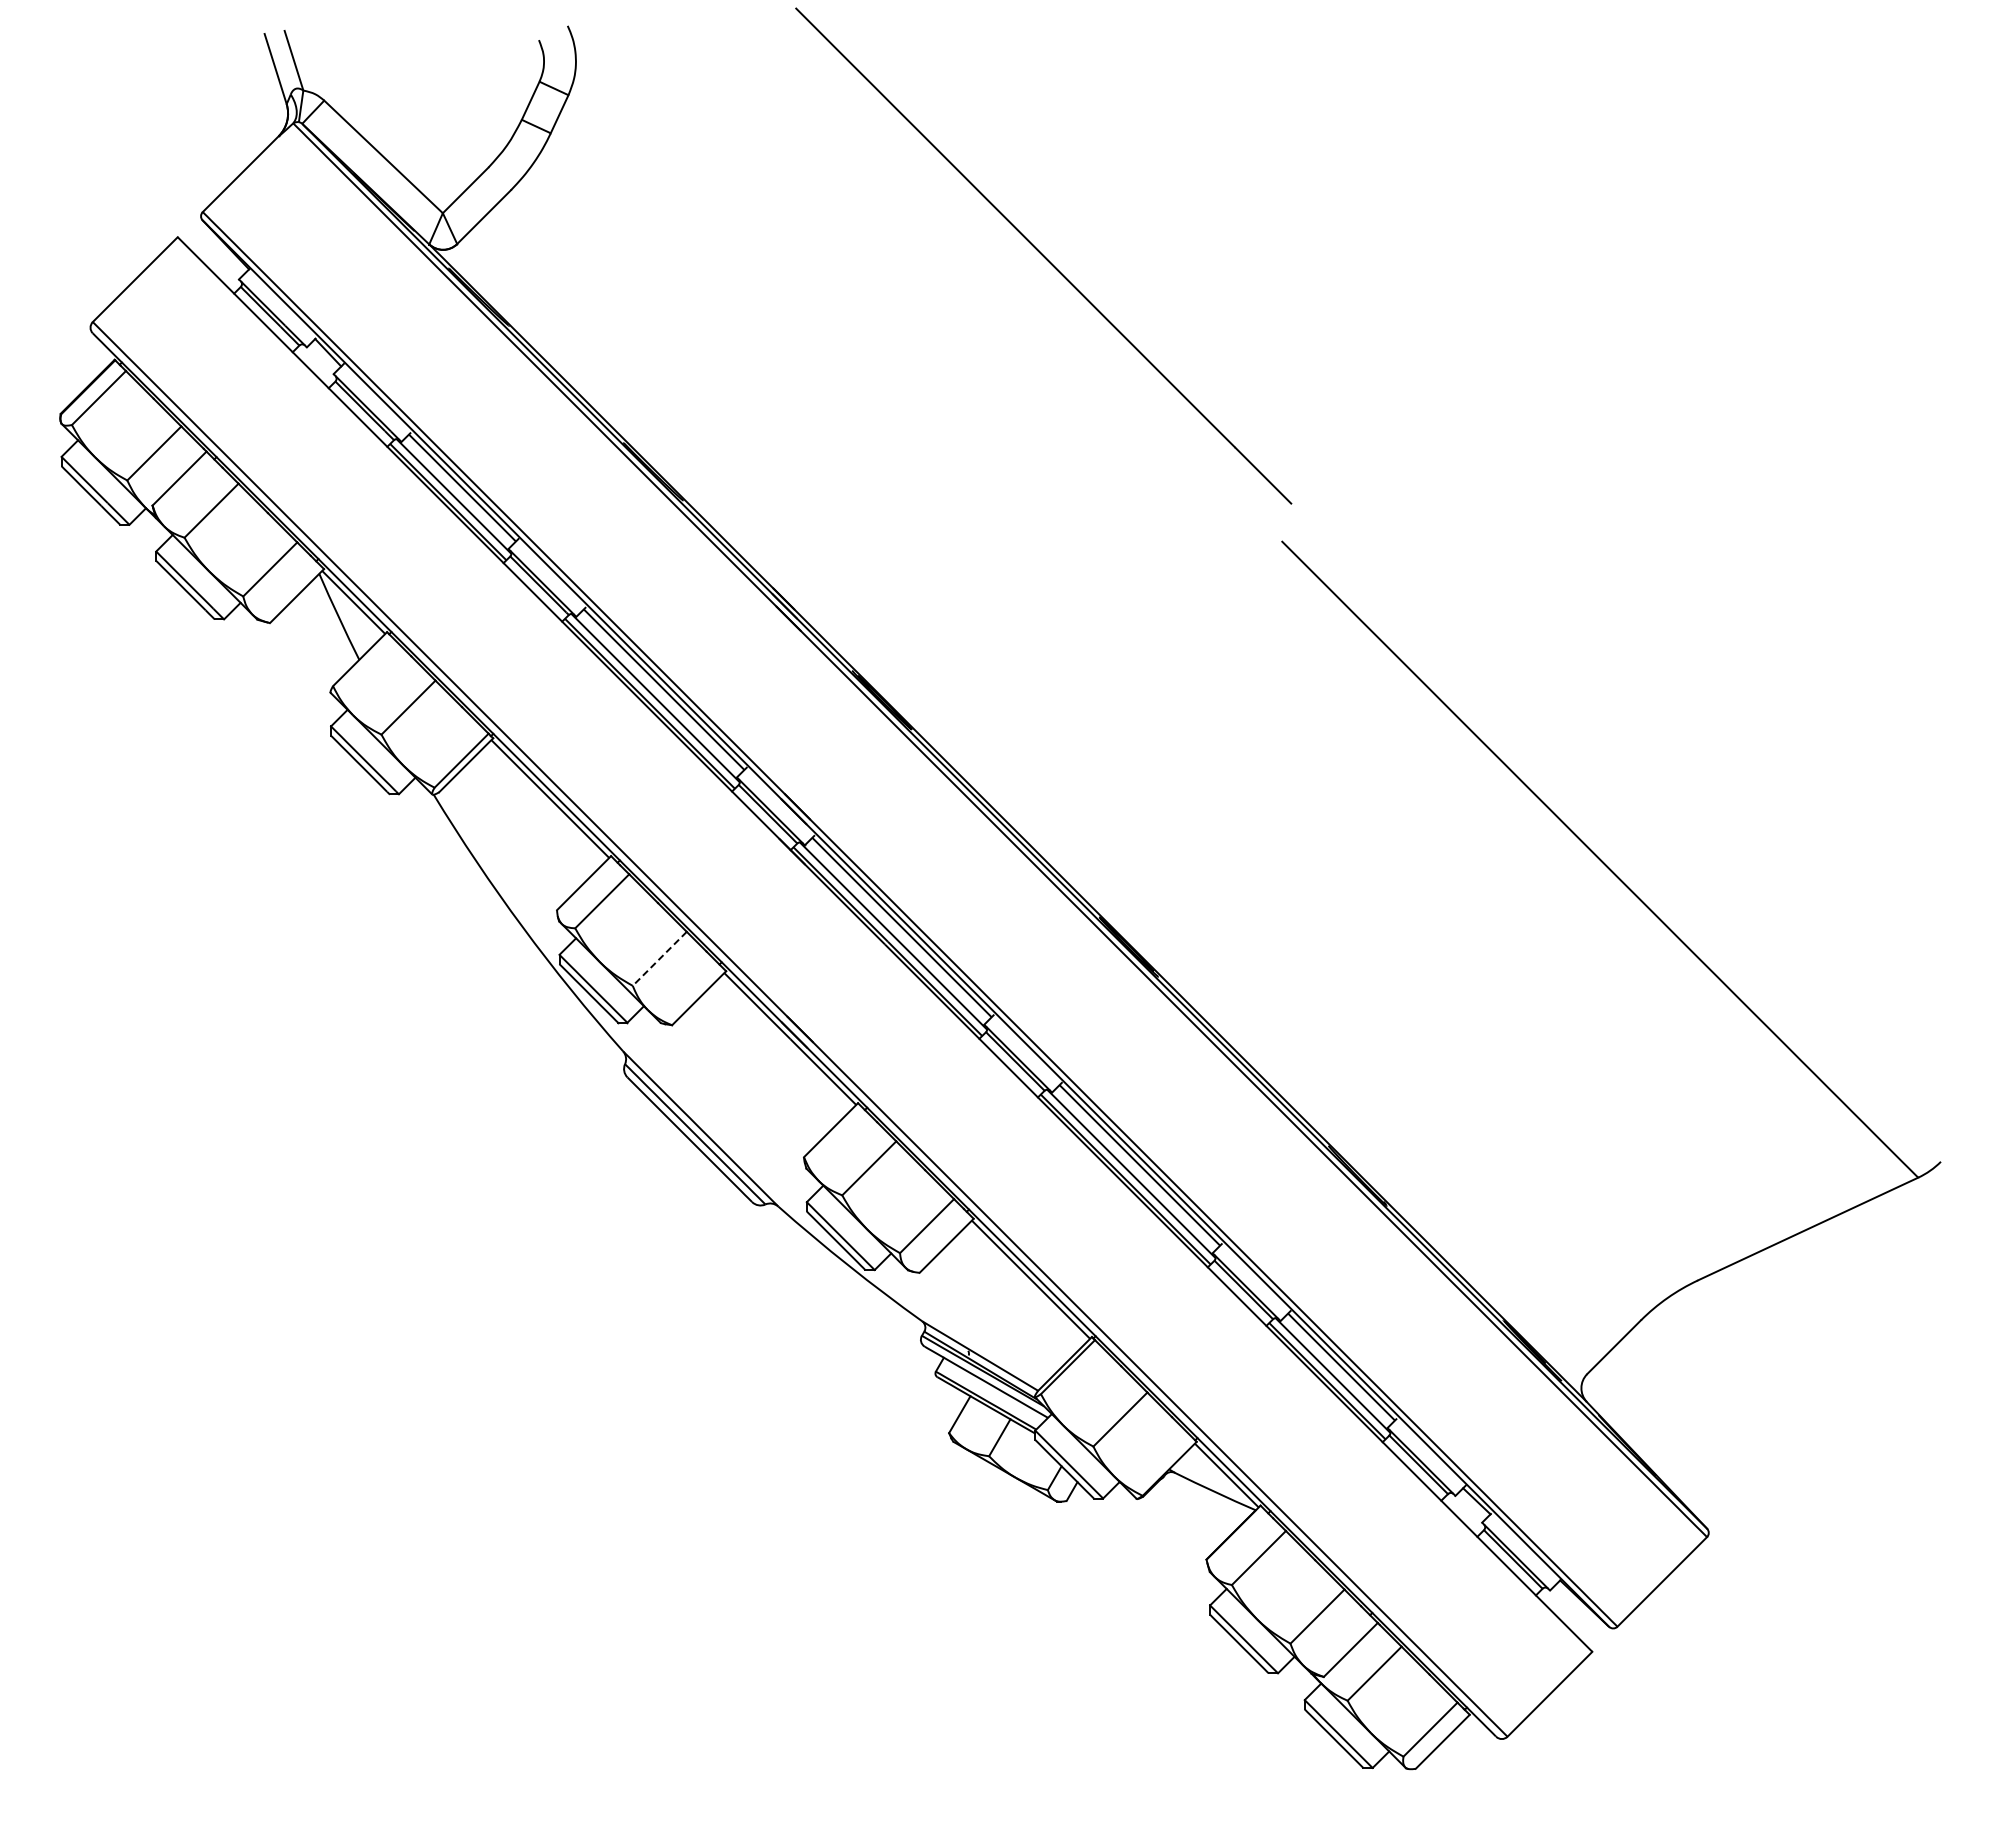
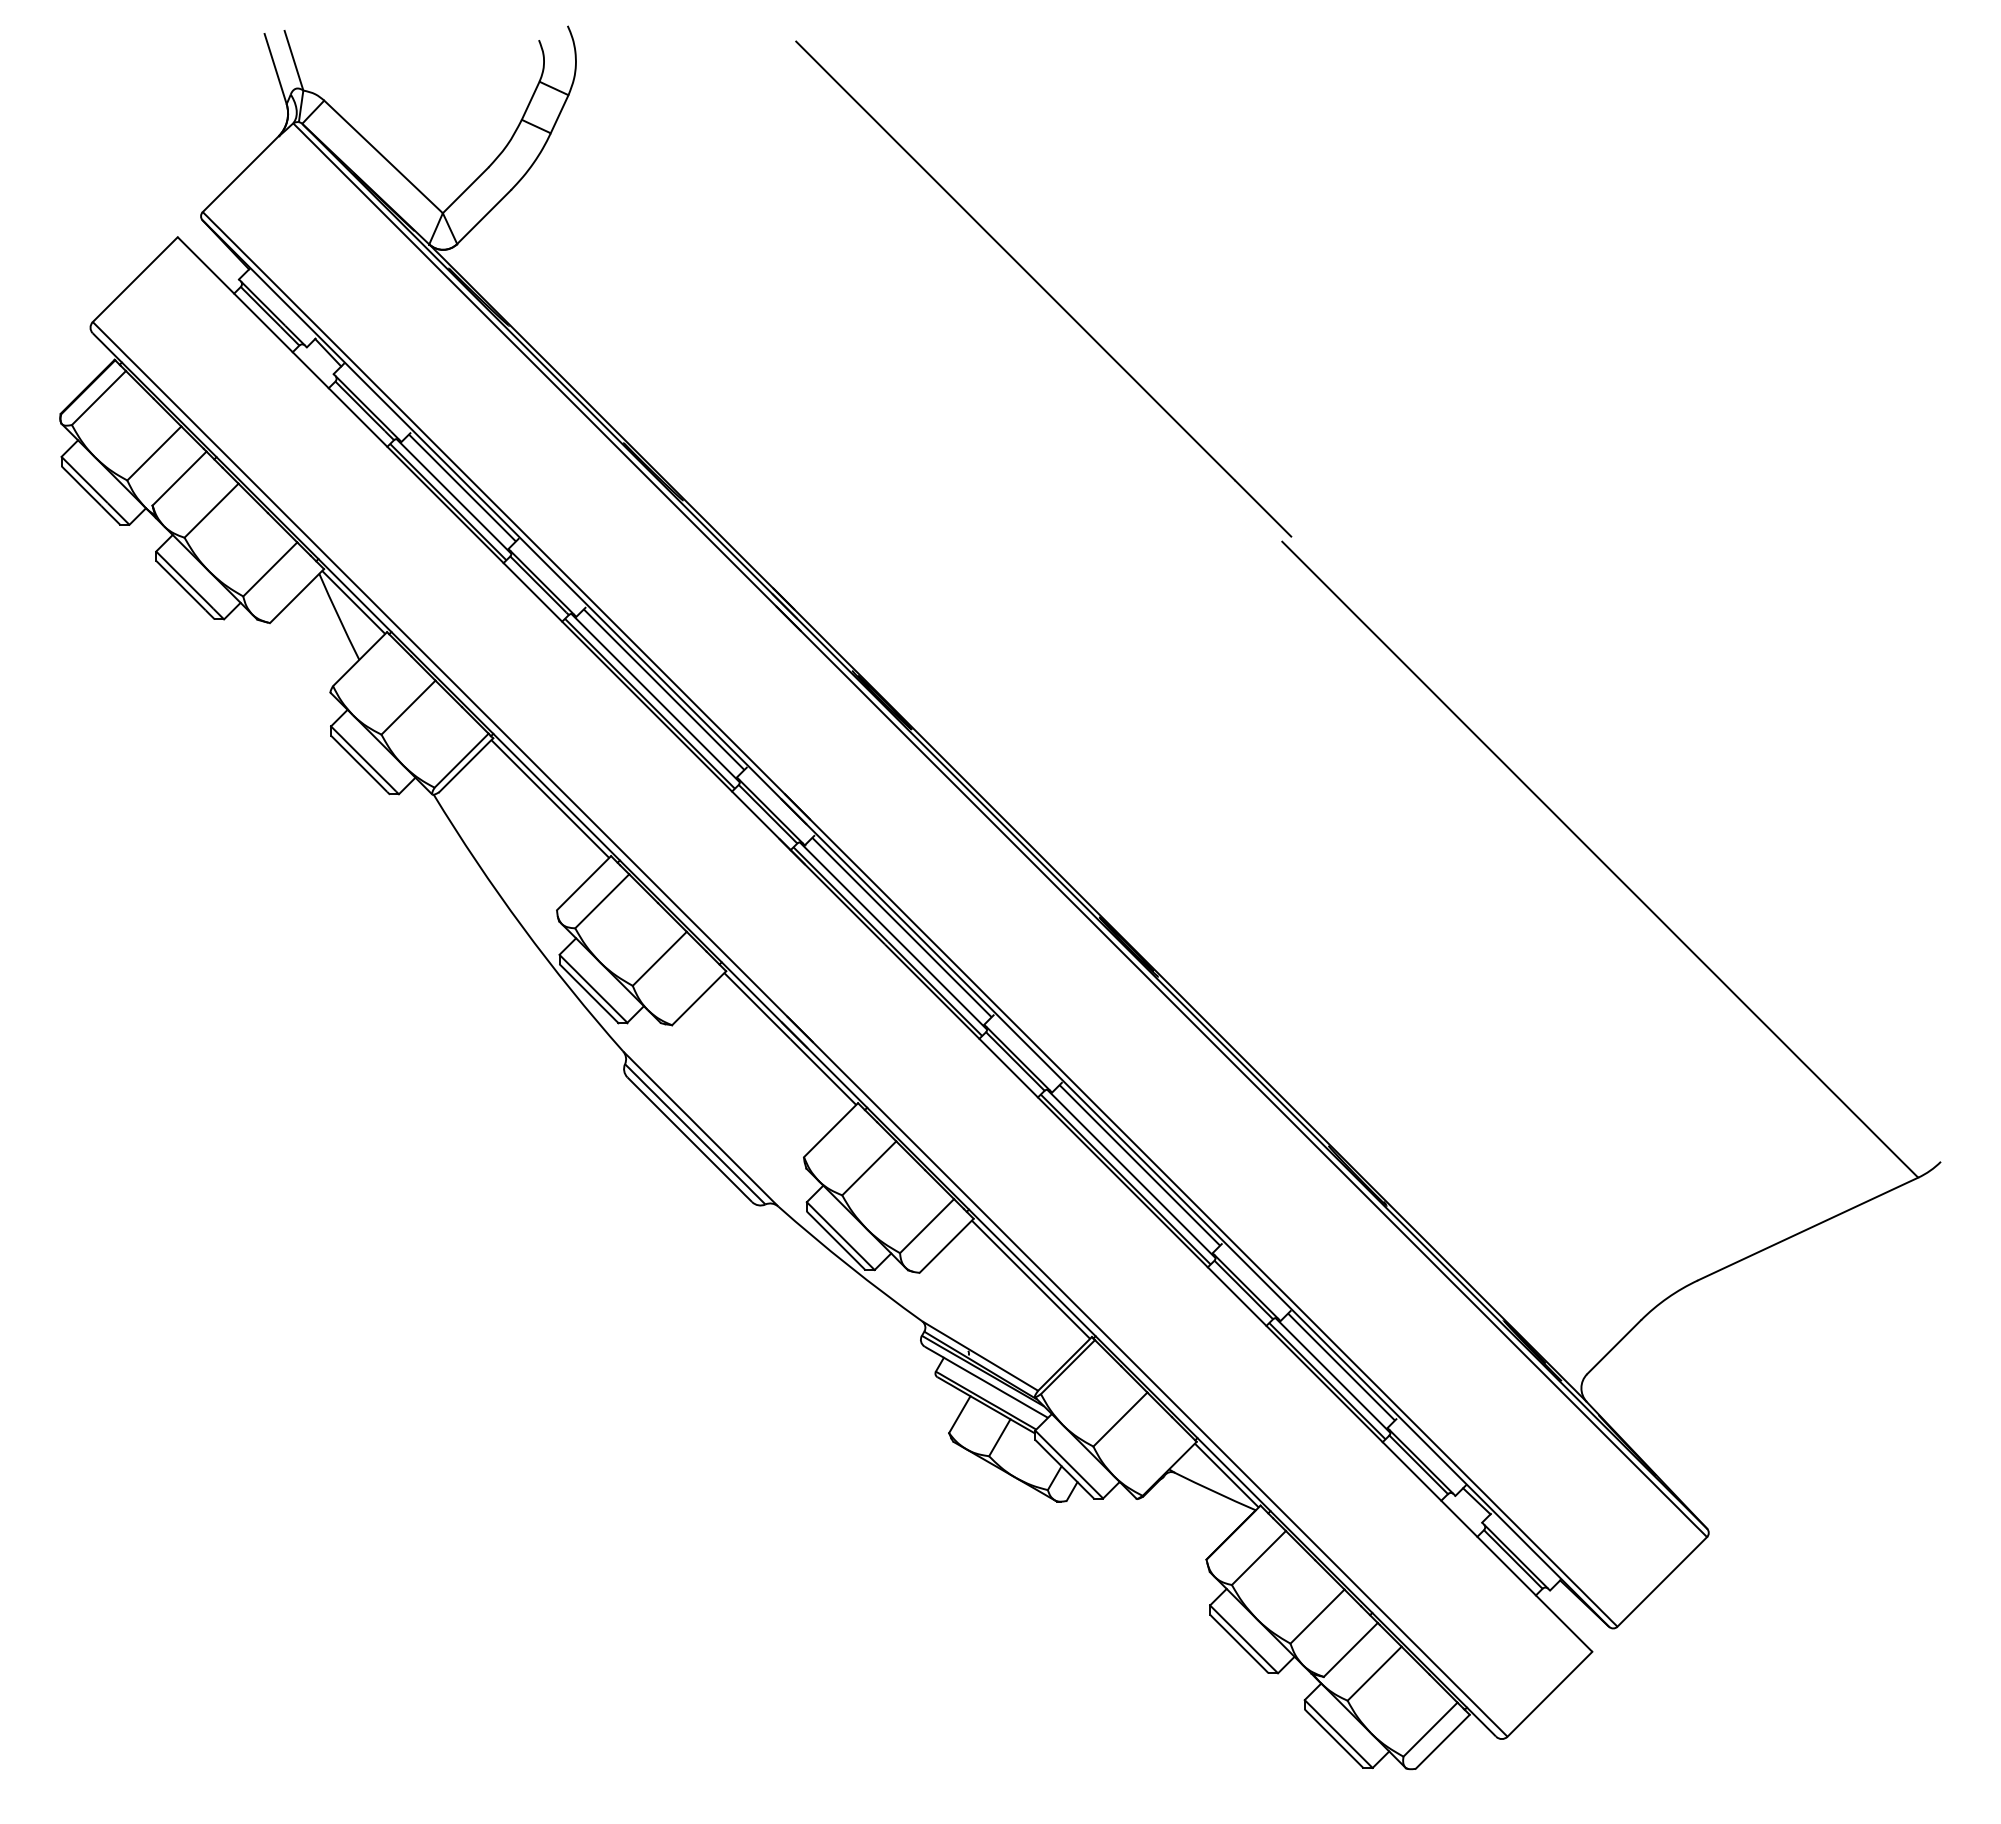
line position: (1043, 255) -> (1043, 288) (1043, 288)
line: dashed -> solid (659, 959)
